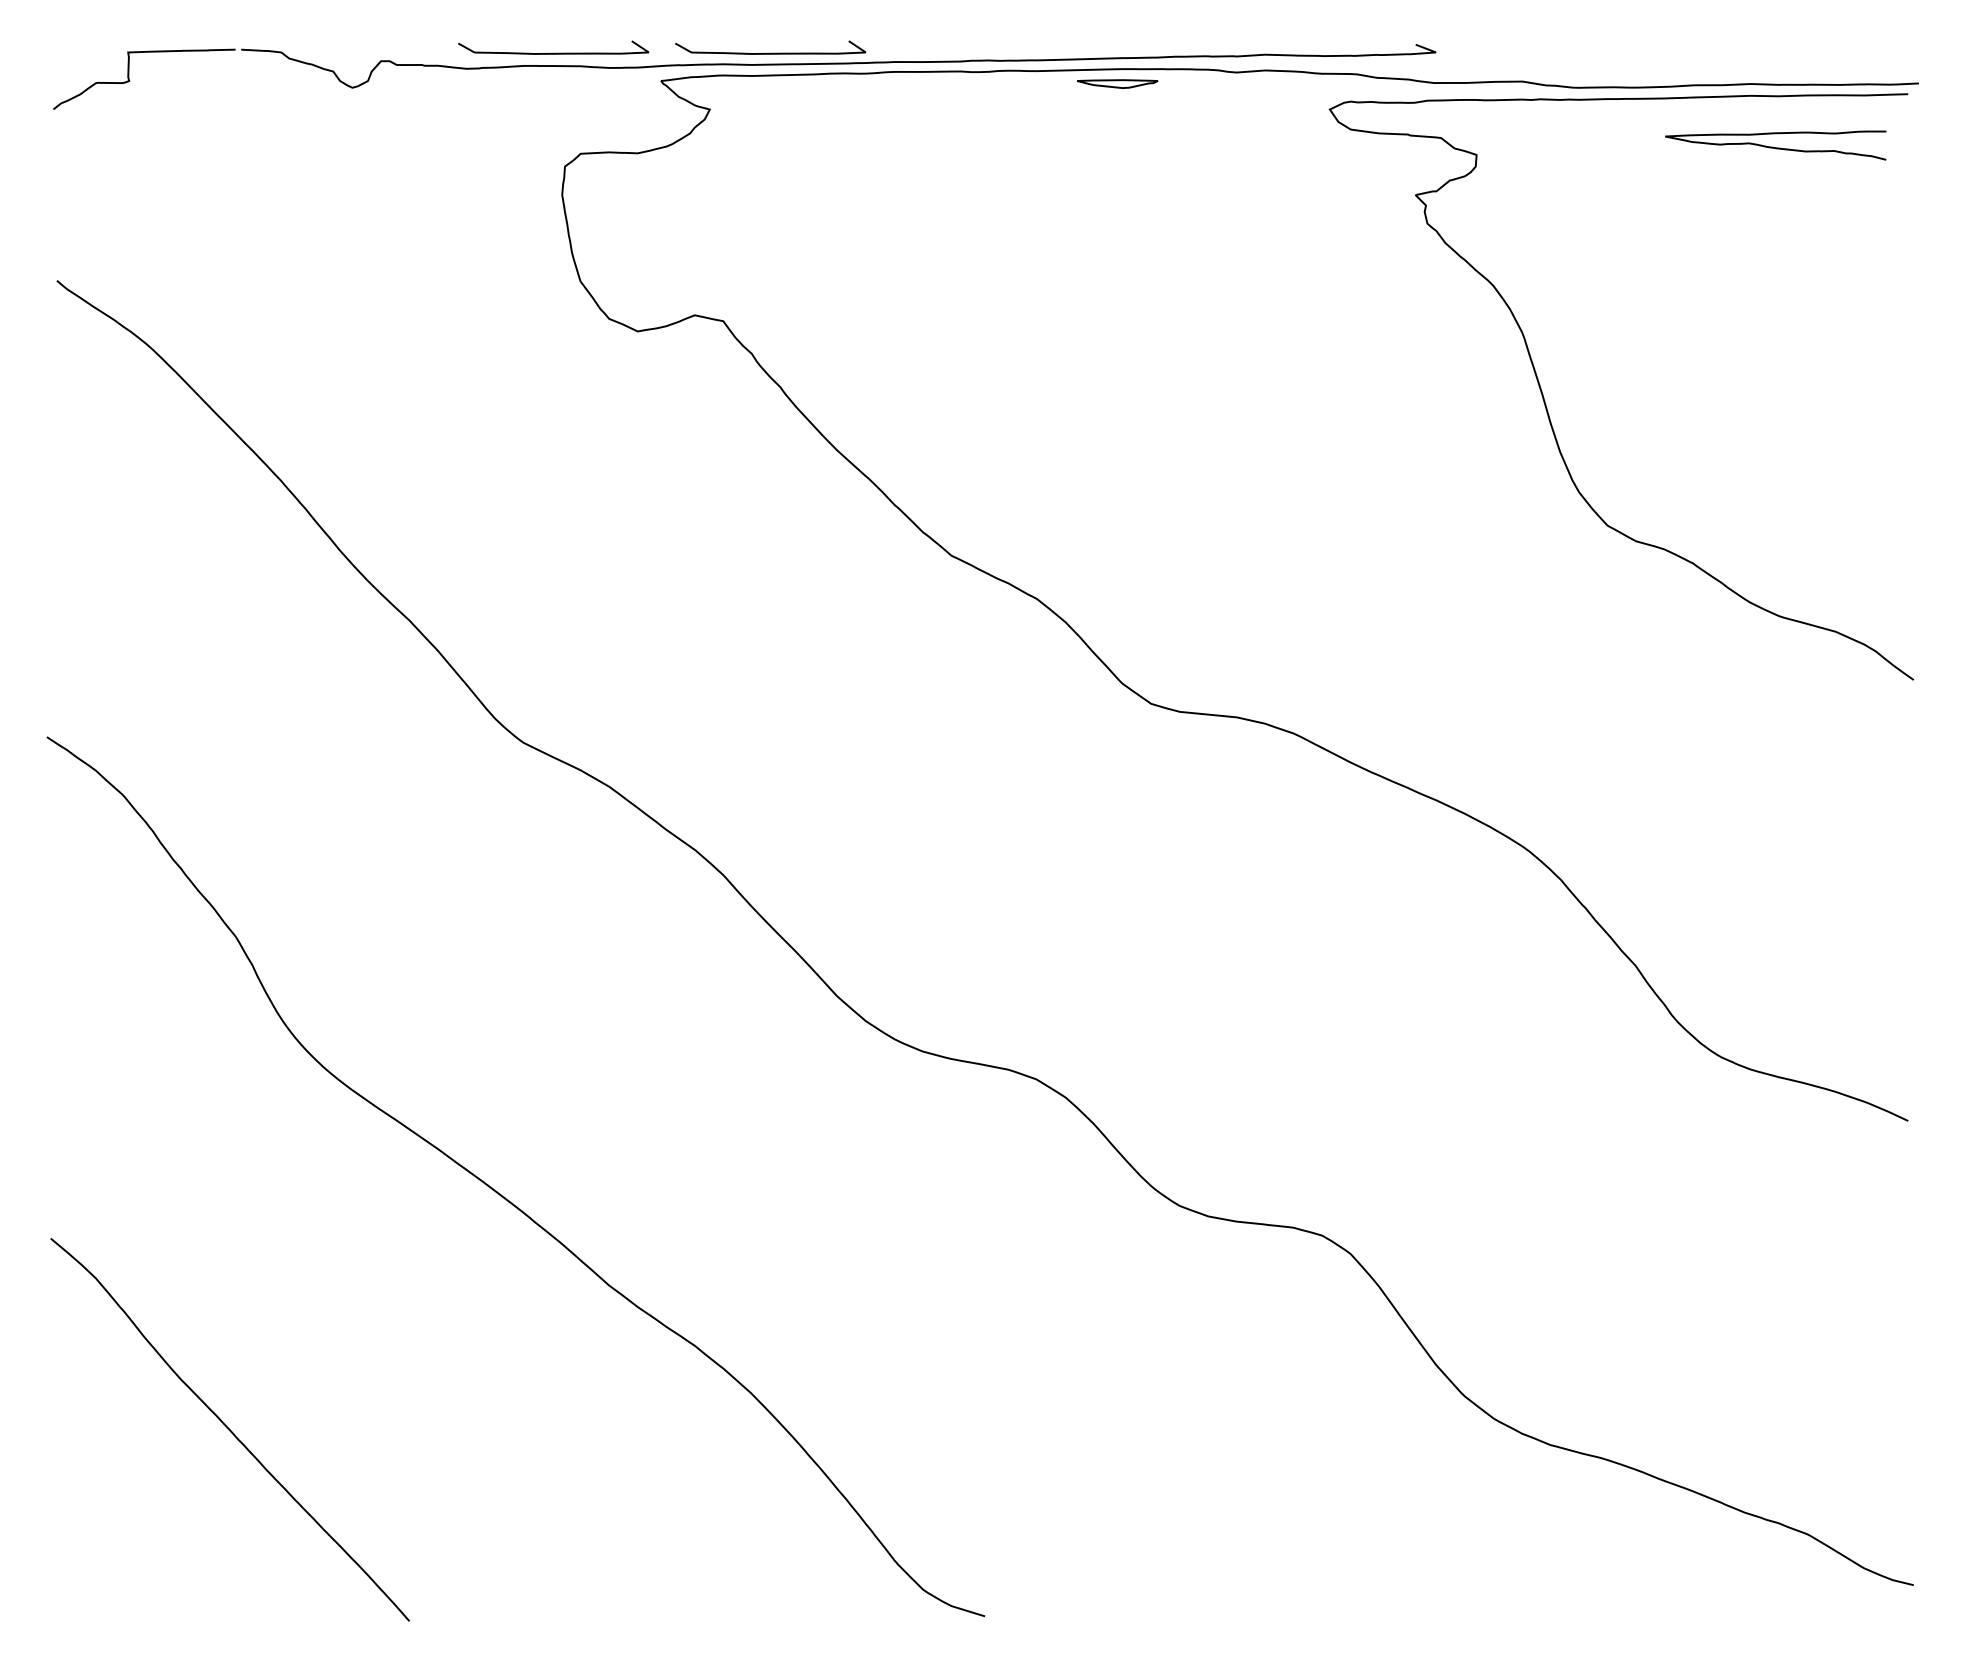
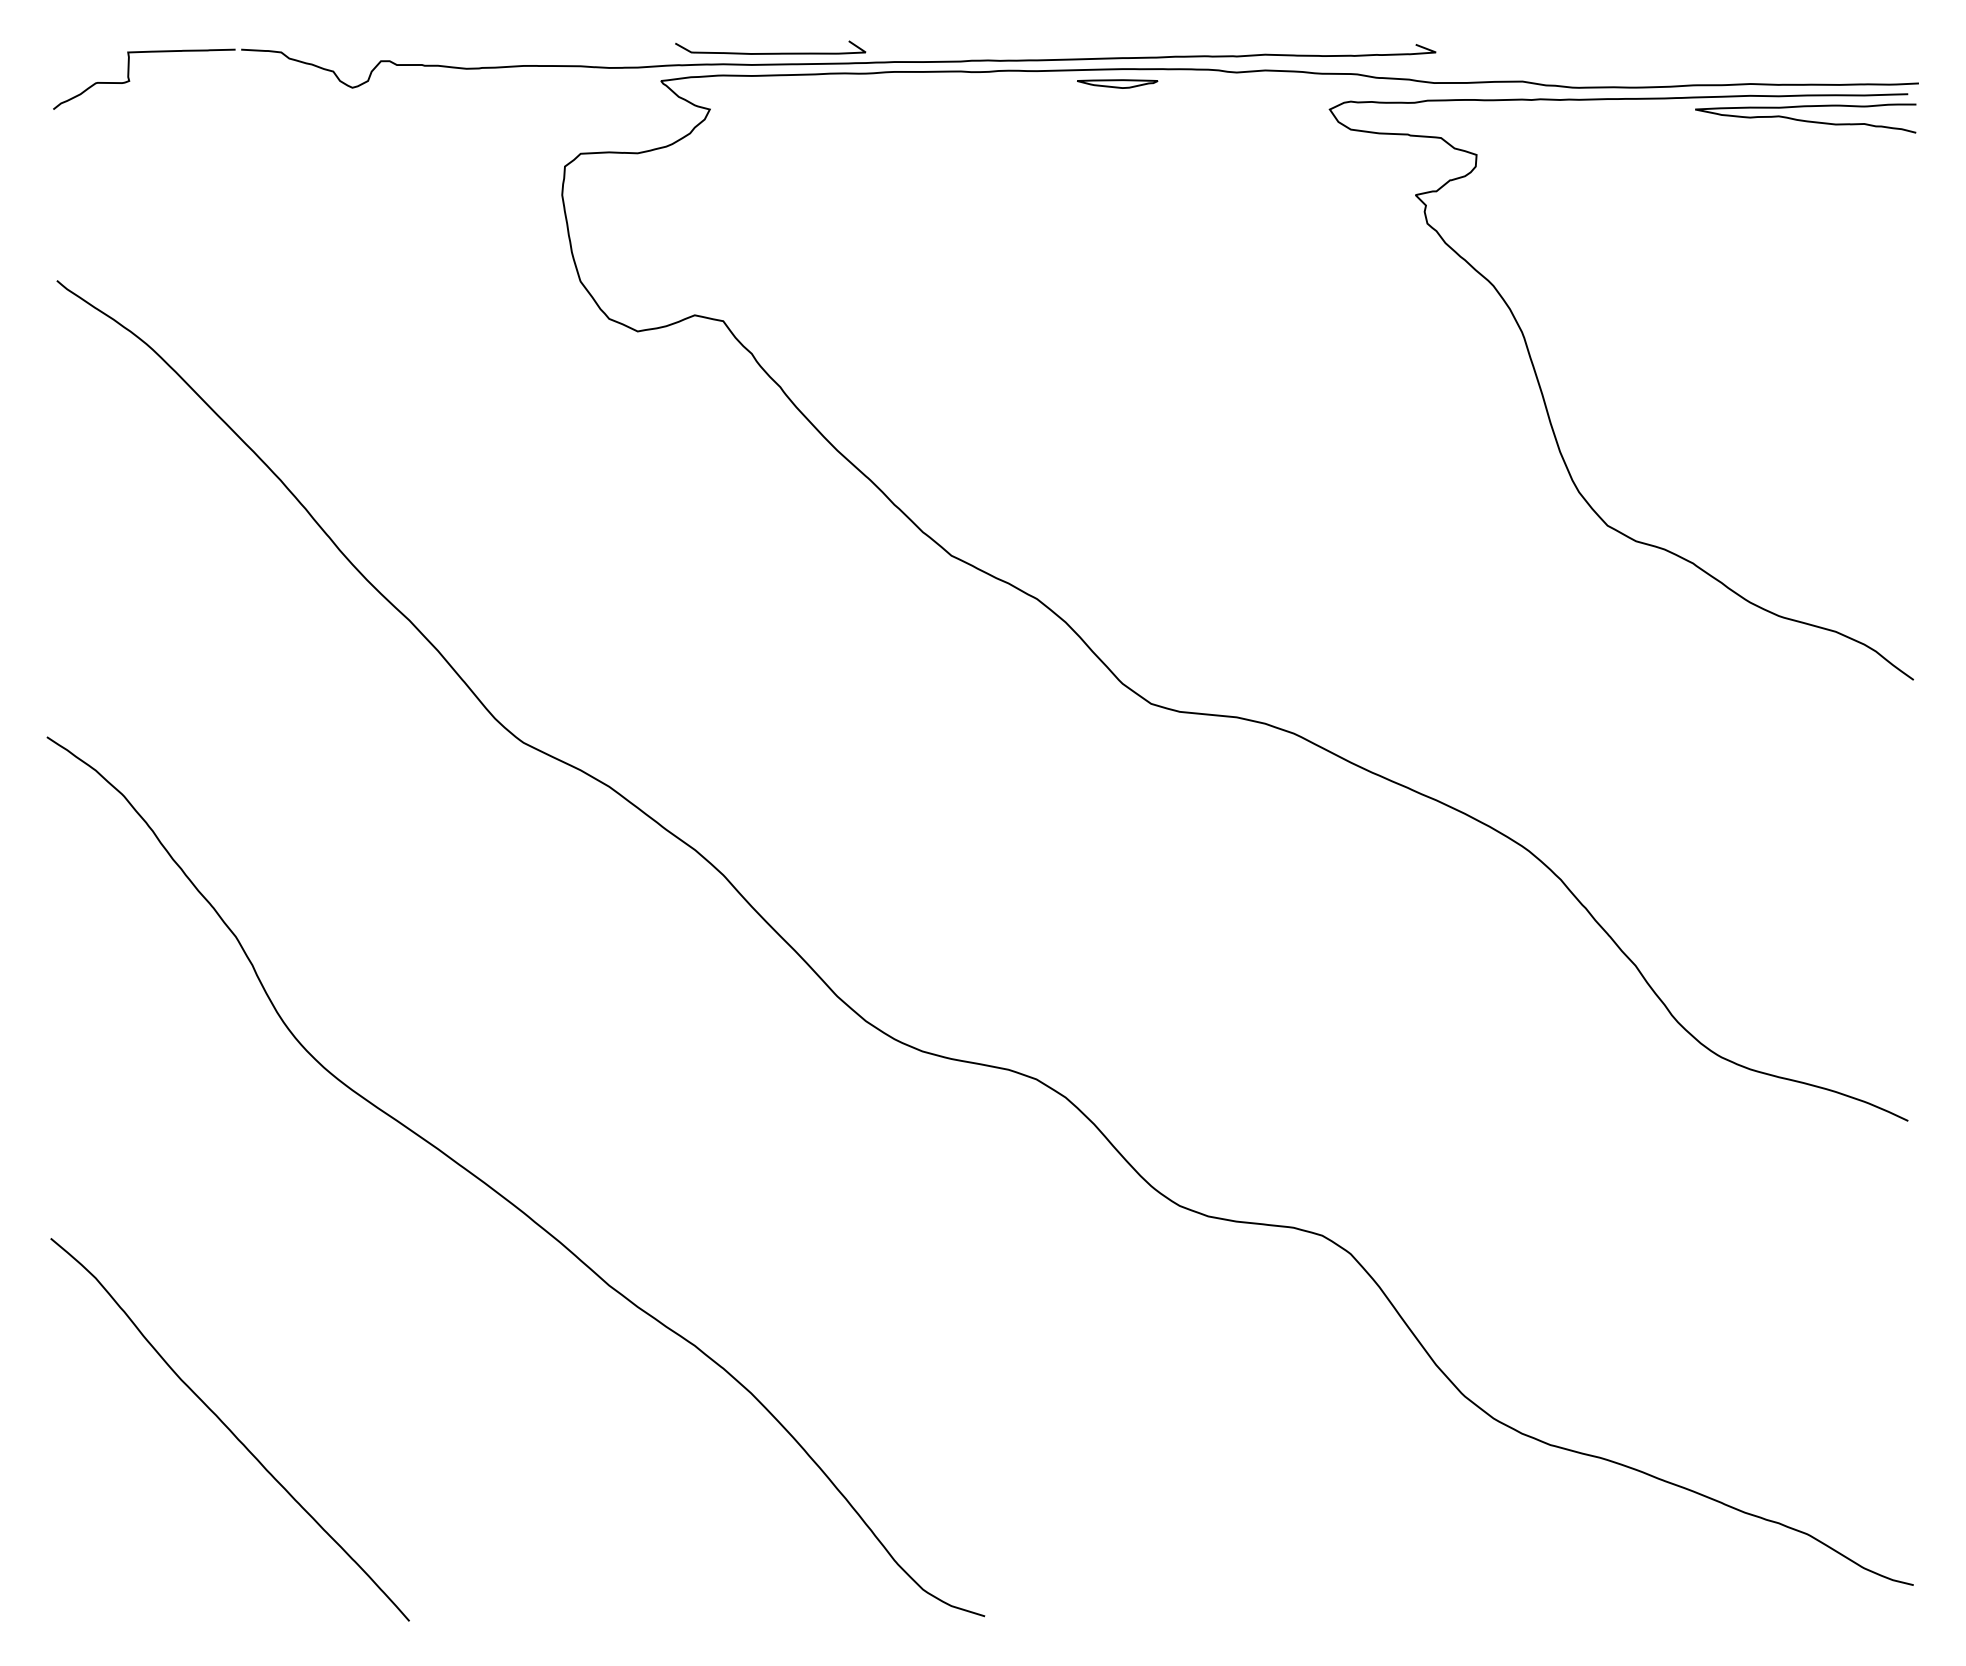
curve: present -> none (553, 52)
curve position: (1775, 147) -> (1805, 120) (1805, 120)
